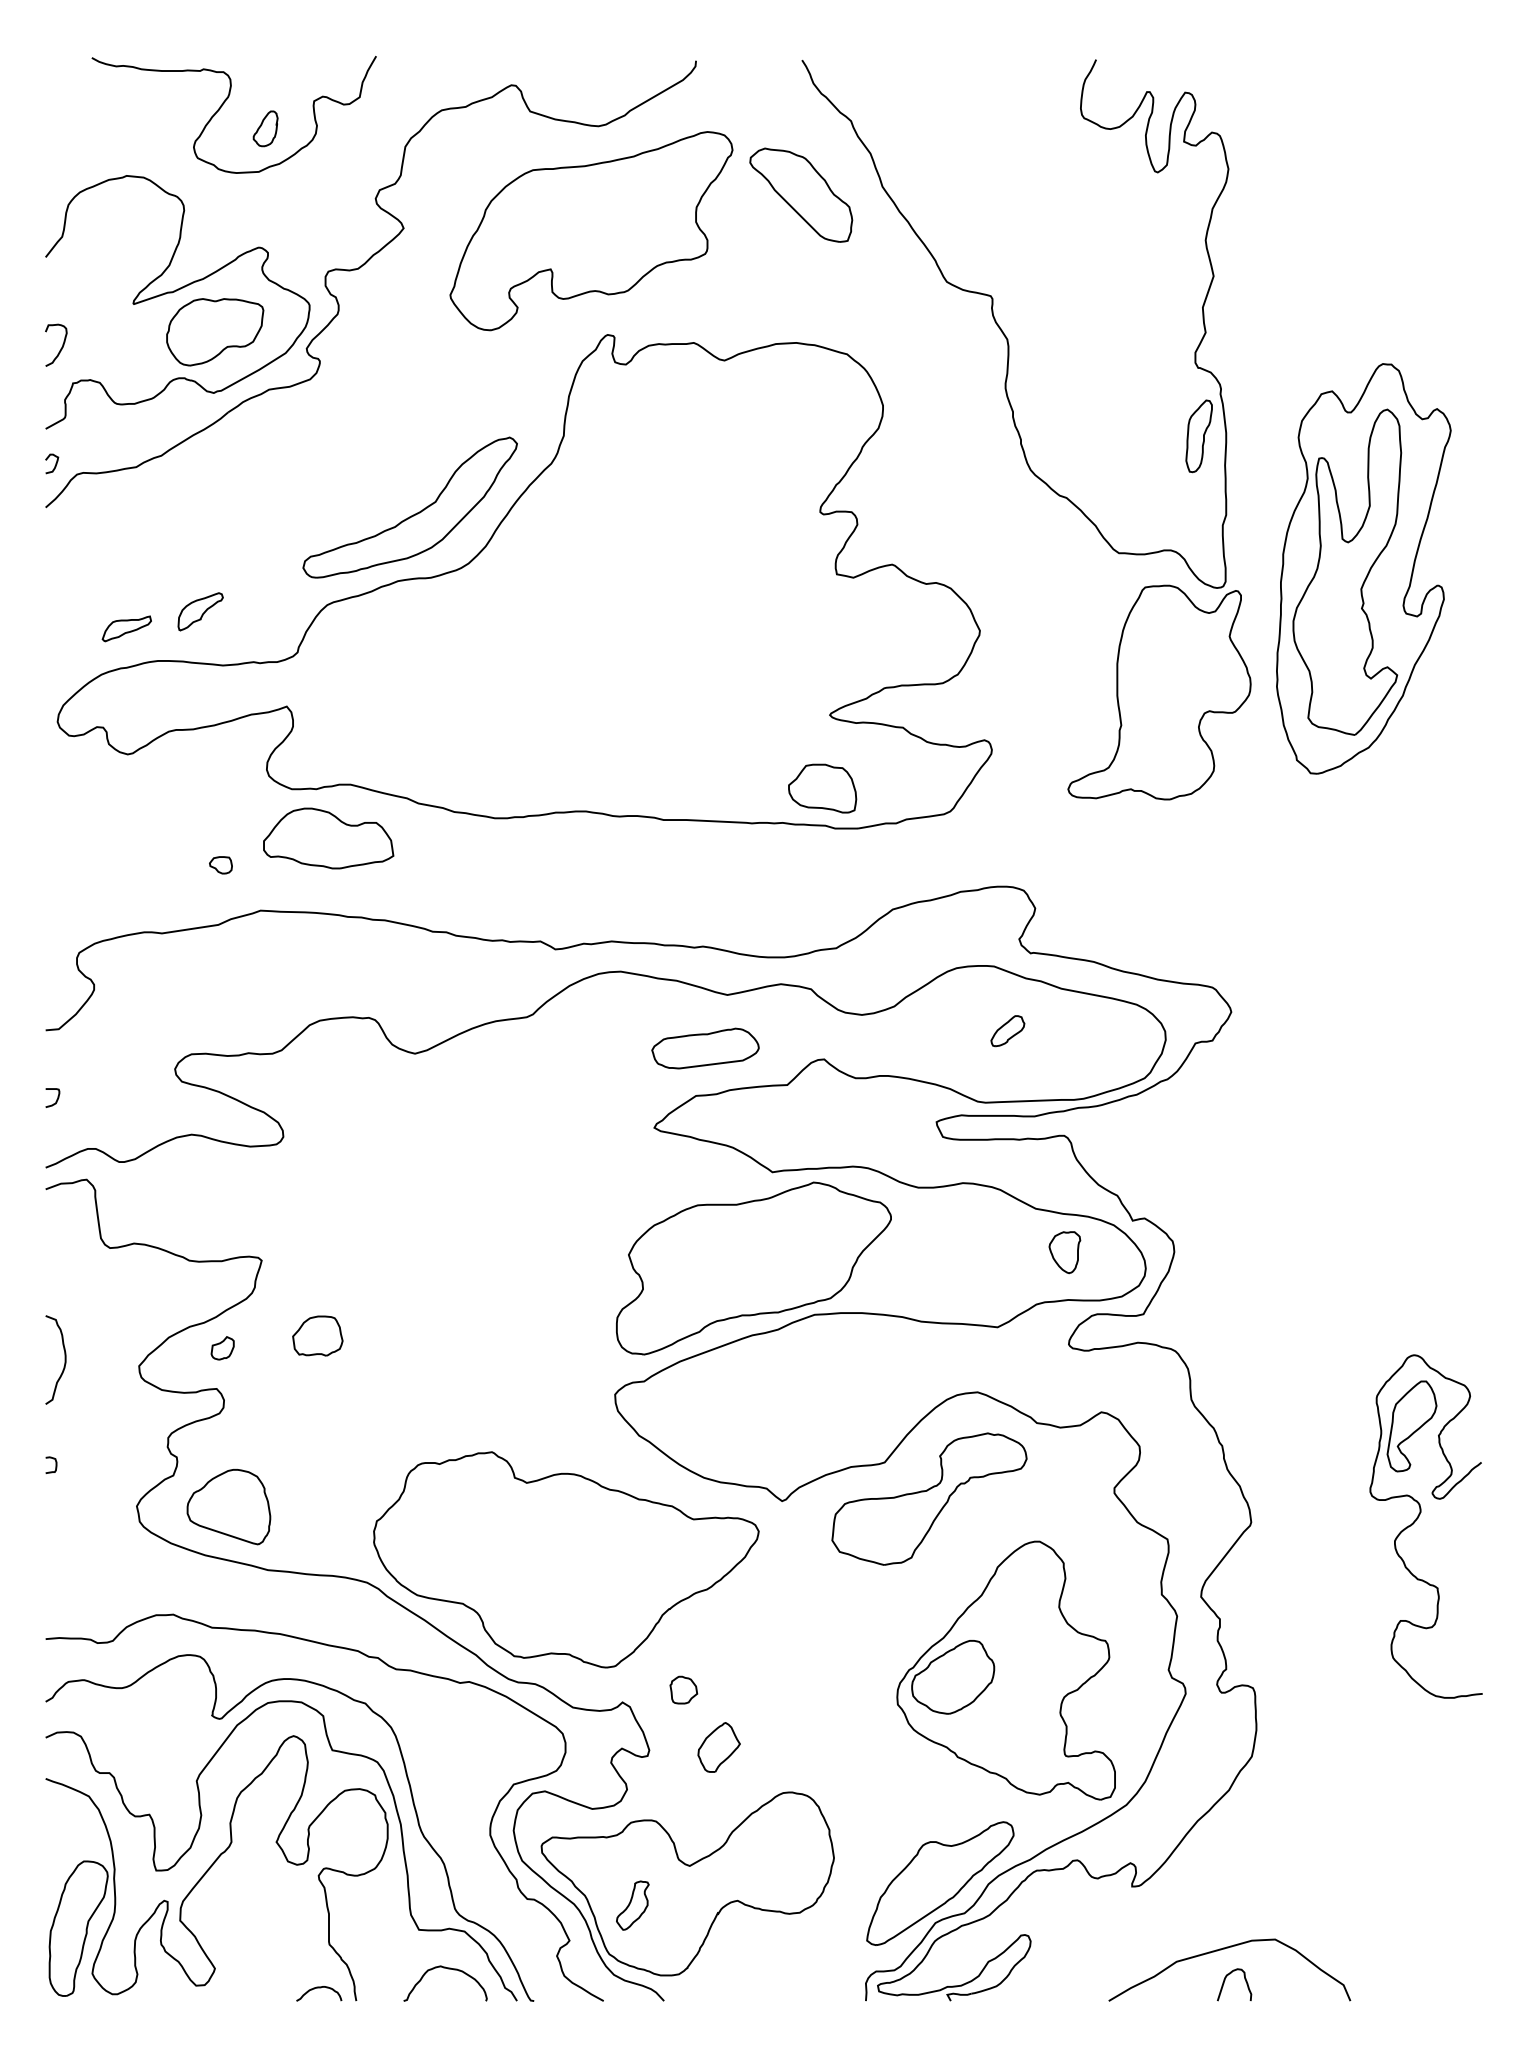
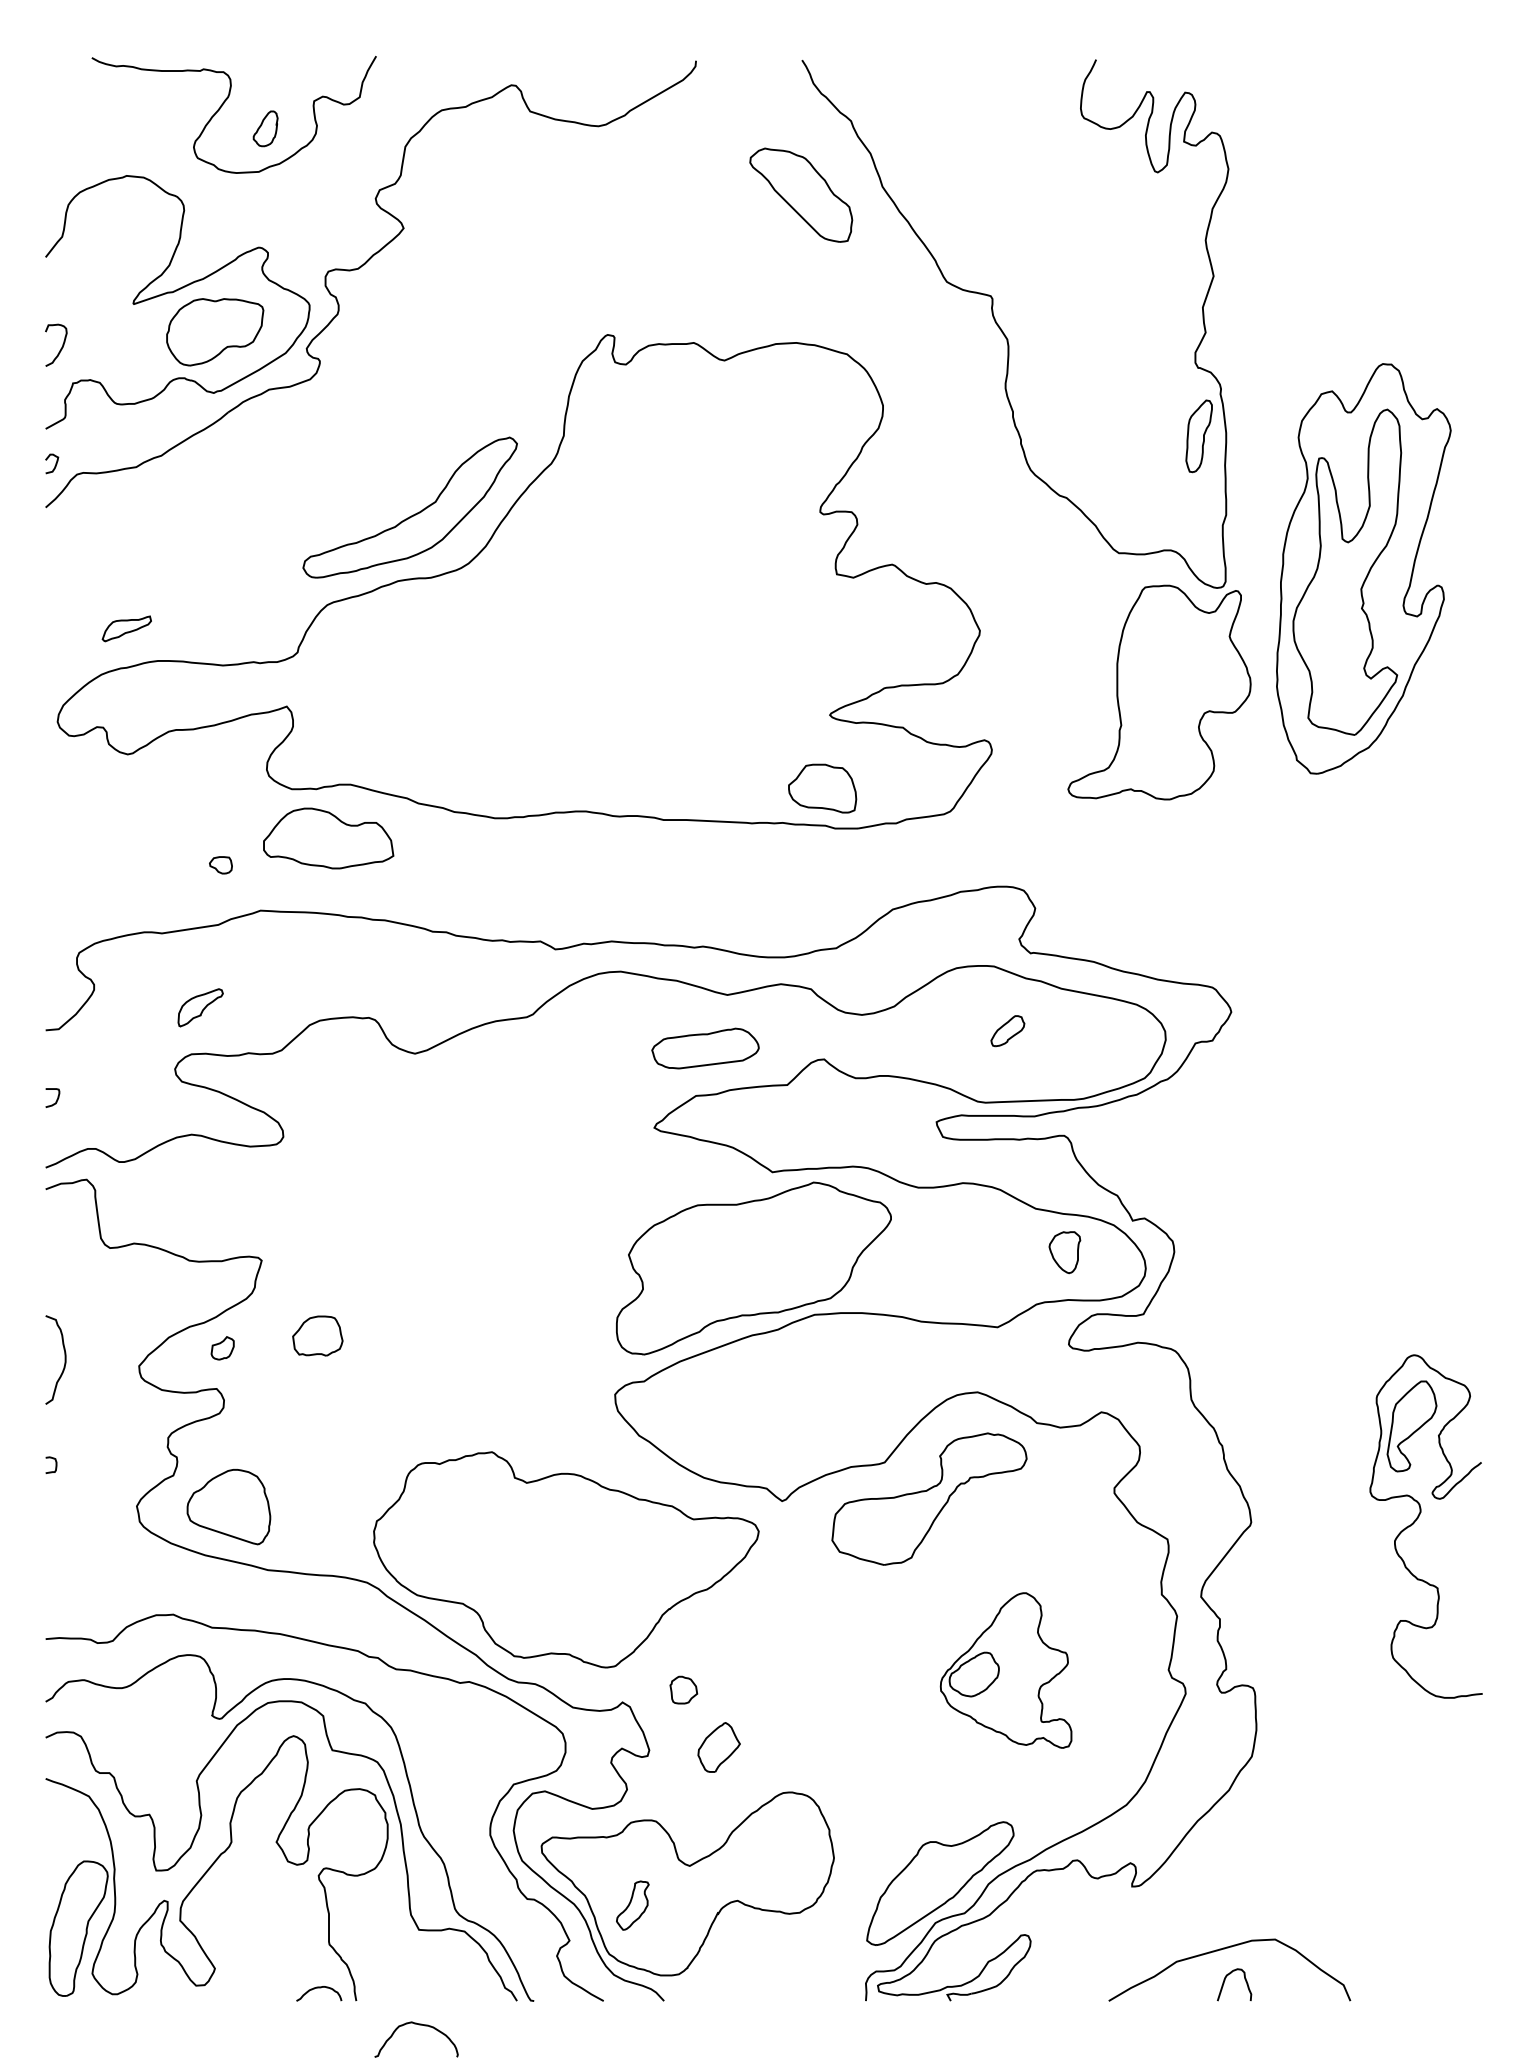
part: present -> none (591, 231)
part position: (200, 611) -> (200, 1007) (200, 1007)
part size: 220x261 px -> 134x157 px (1005, 1670)
curve position: (447, 1969) -> (418, 2025) (418, 2025)
